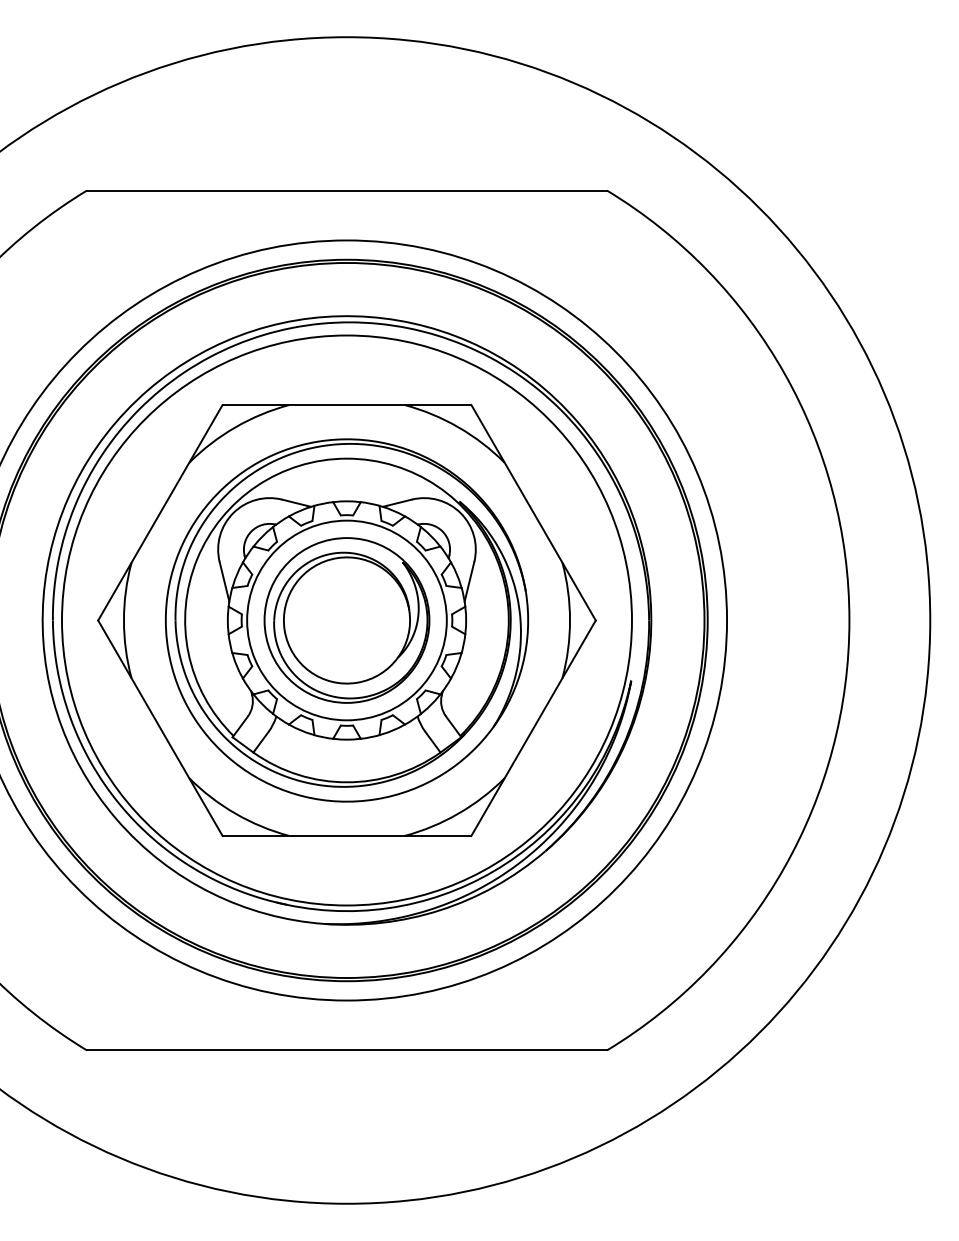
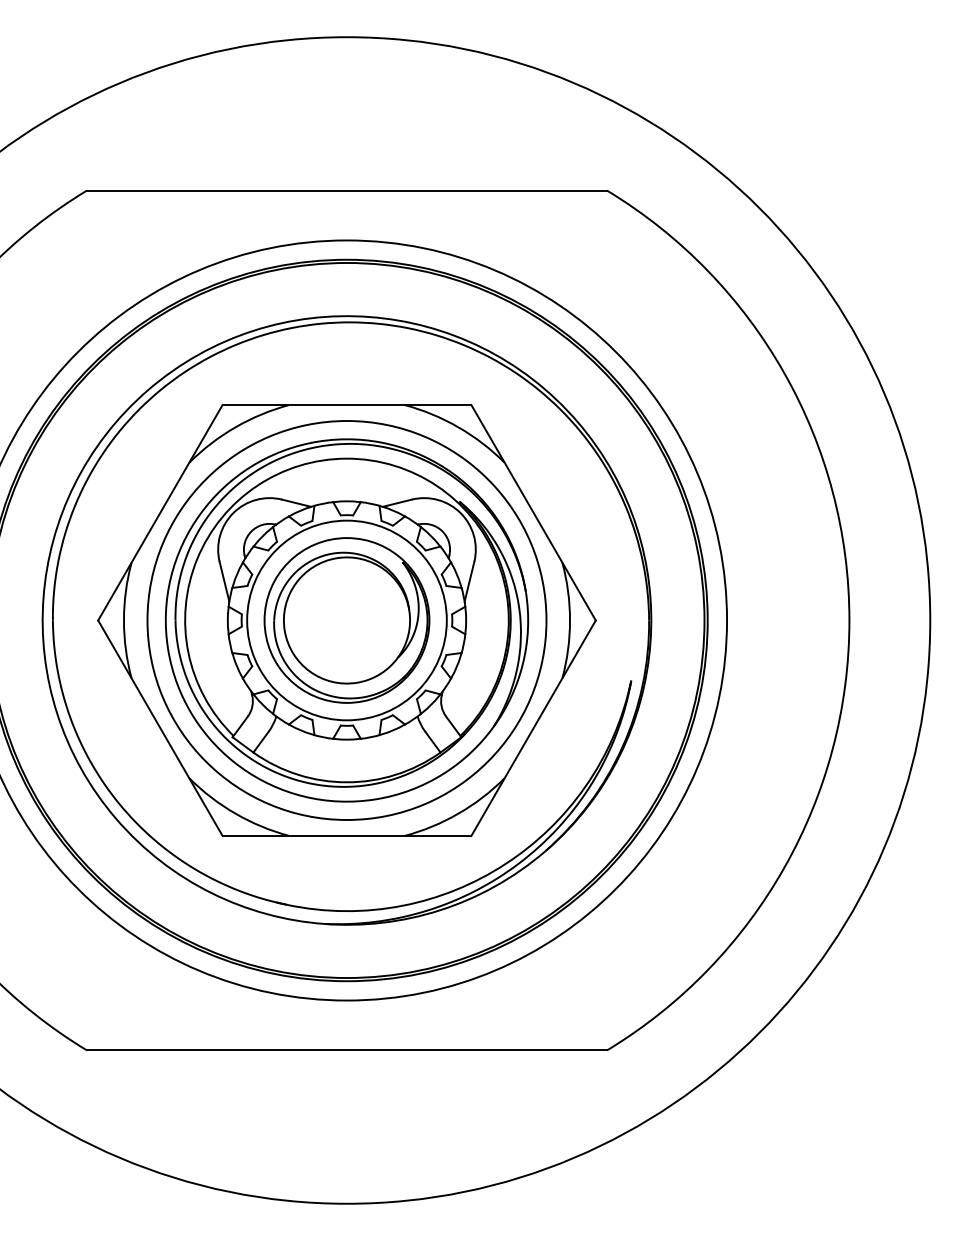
circle diameter: 570 px -> 399 px (346, 620)
